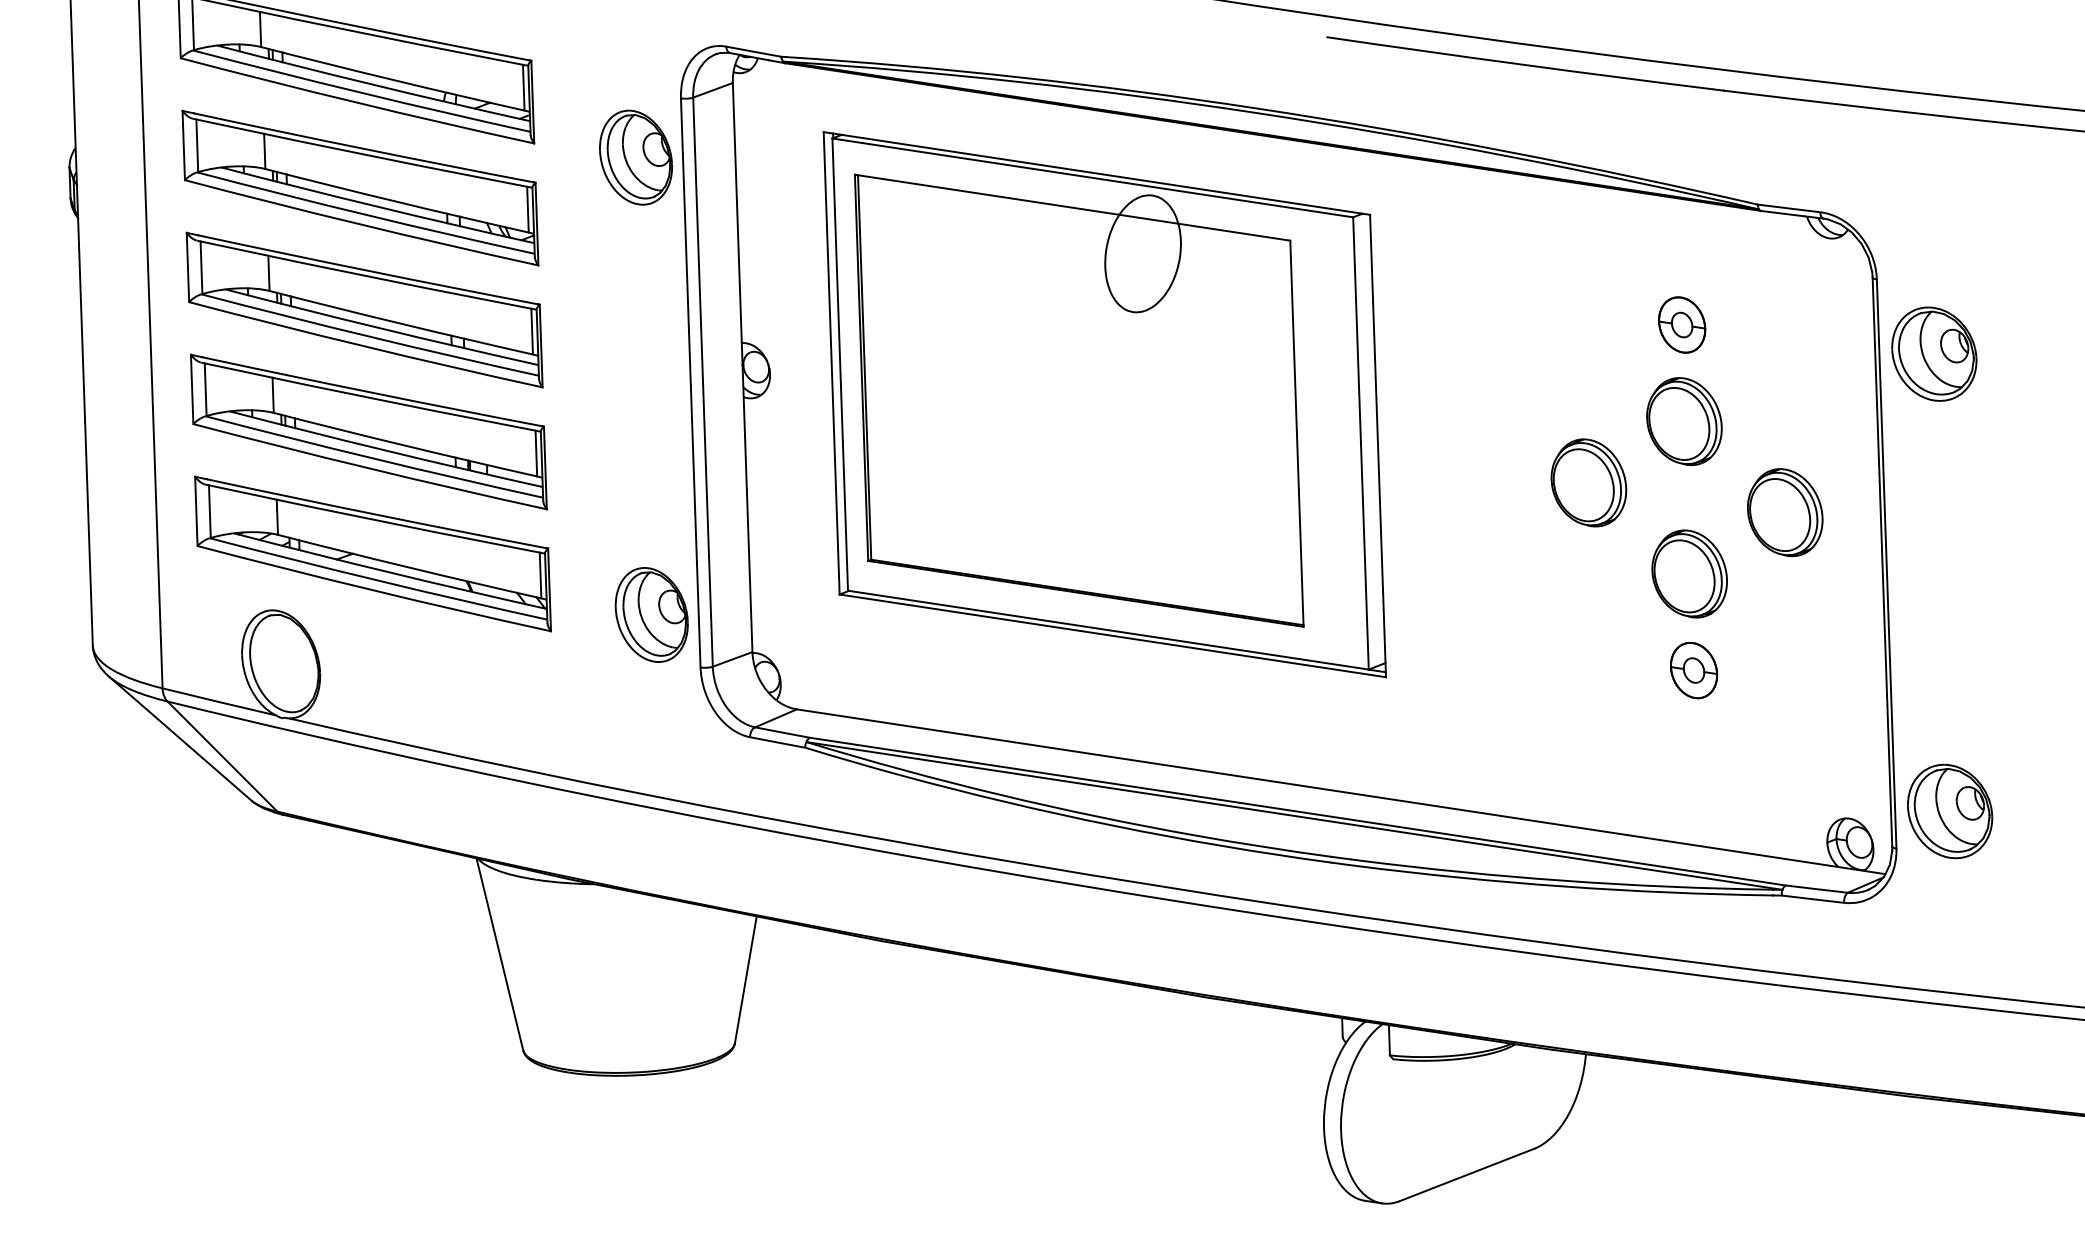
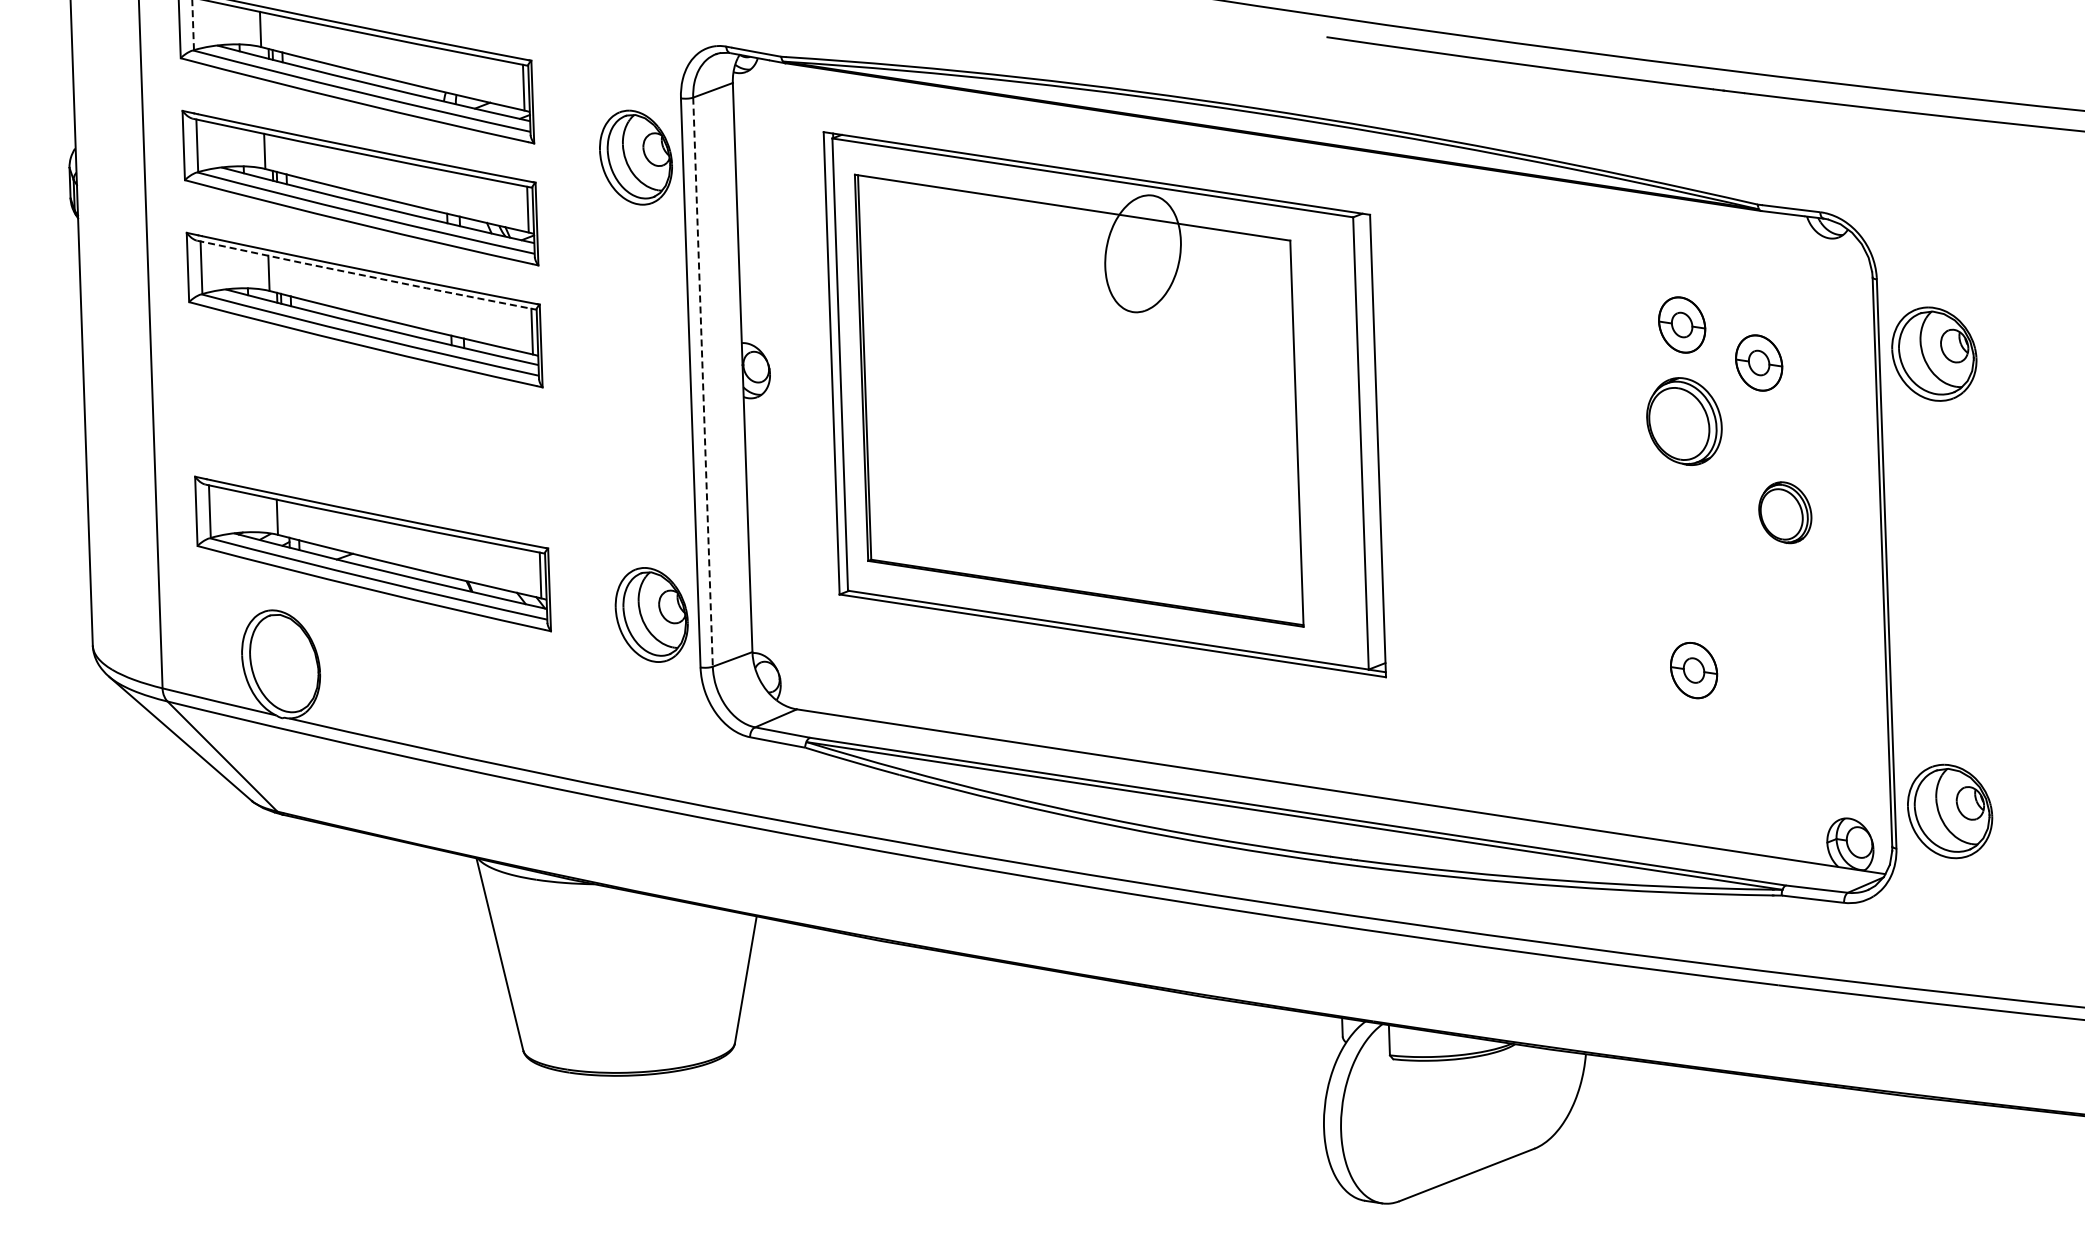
line: solid -> dashed (193, 25)
line: solid -> dashed (367, 276)
part: none -> present (1759, 362)
line: solid -> dashed (703, 382)
part: present -> none (368, 431)
part: present -> none (1588, 482)
part size: 77x90 px -> 55x64 px (1785, 512)
part: present -> none (1689, 573)
